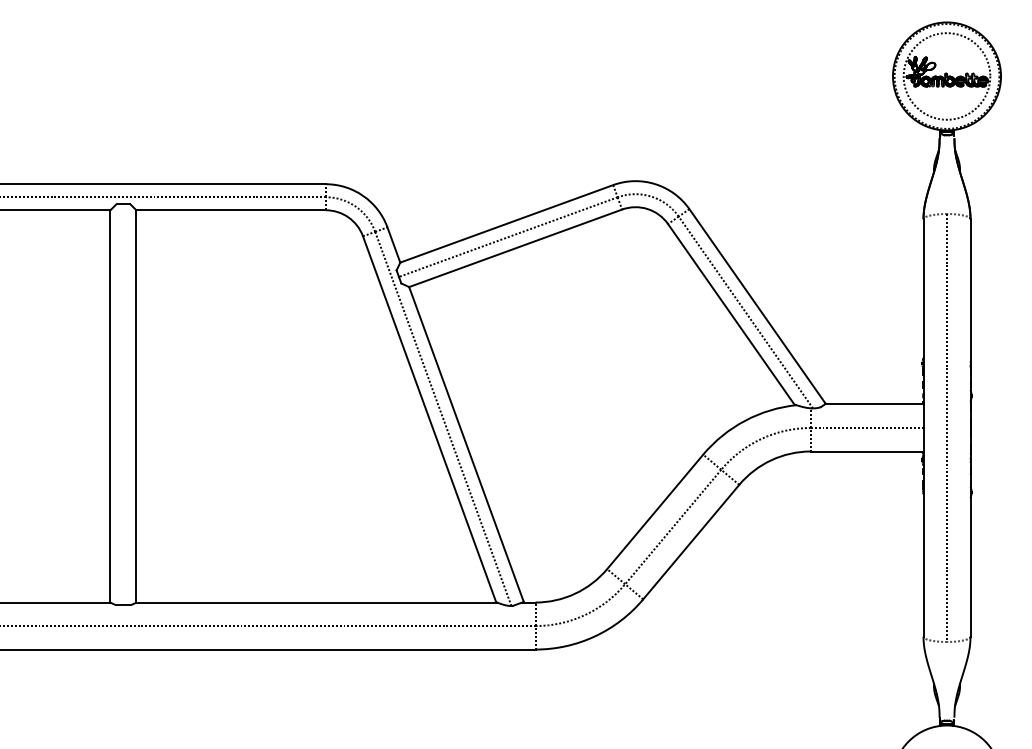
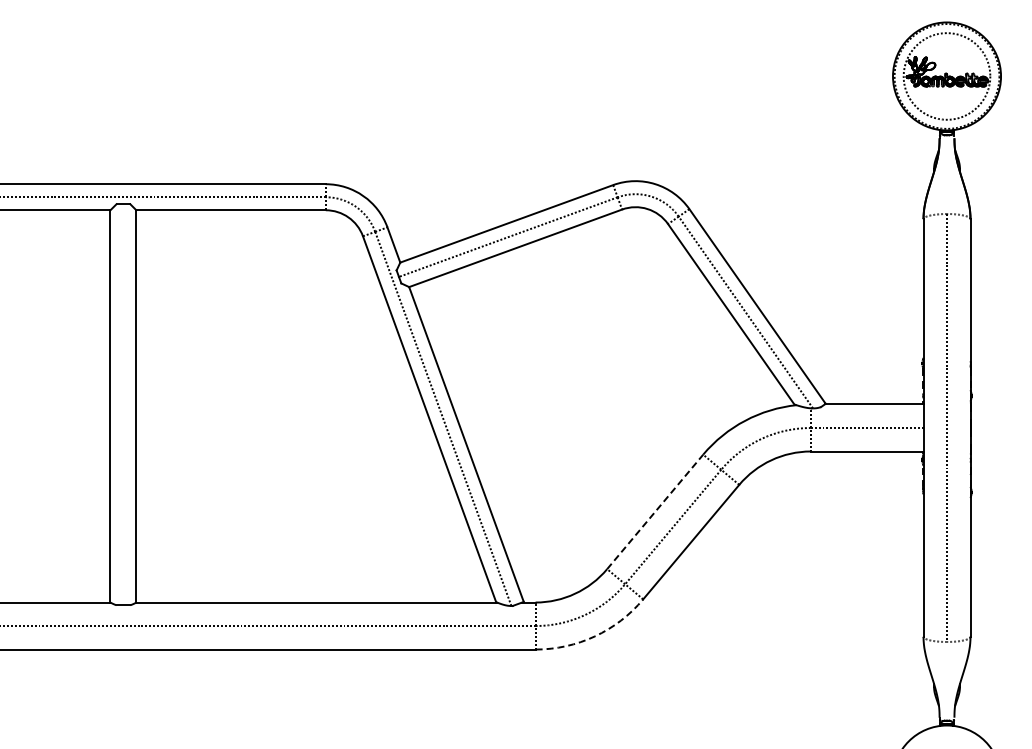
line: solid -> dashed (655, 511)
arc: solid -> dashed (594, 636)
